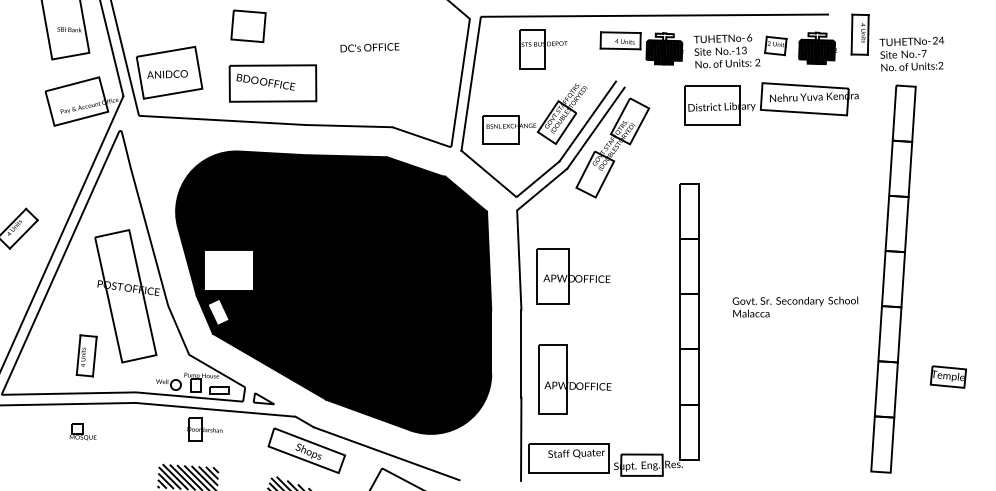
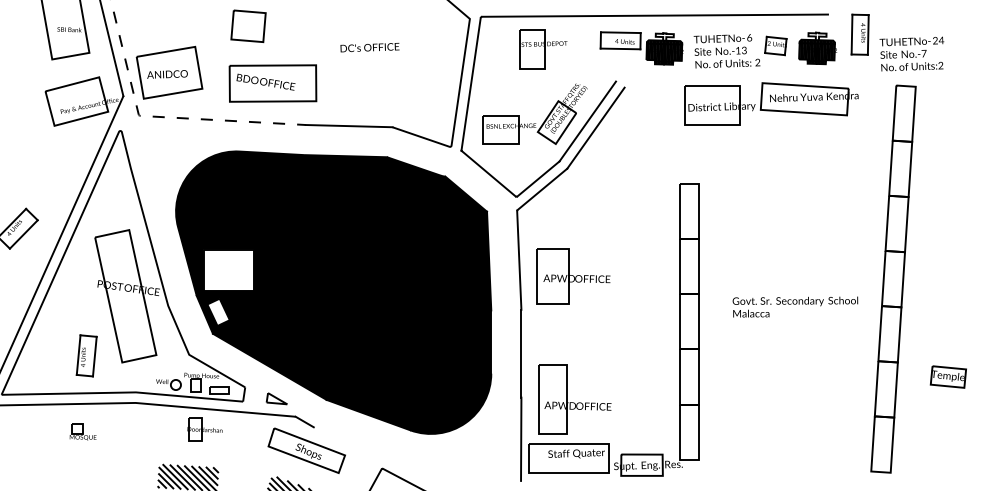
line: solid -> dashed (160, 117)
part: present -> none (612, 147)
part position: (574, 379) -> (574, 399) (574, 399)
part position: (263, 398) -> (276, 398) (276, 398)
line: present -> none (386, 453)
